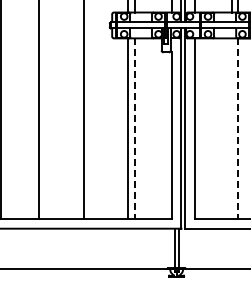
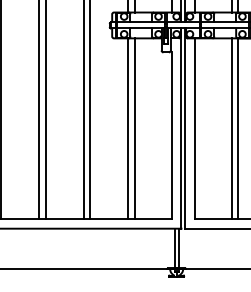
line: none -> present (45, 110)
line: none -> present (90, 110)
line: none -> present (231, 128)
line: dashed -> solid (135, 129)
line: dashed -> solid (238, 129)
